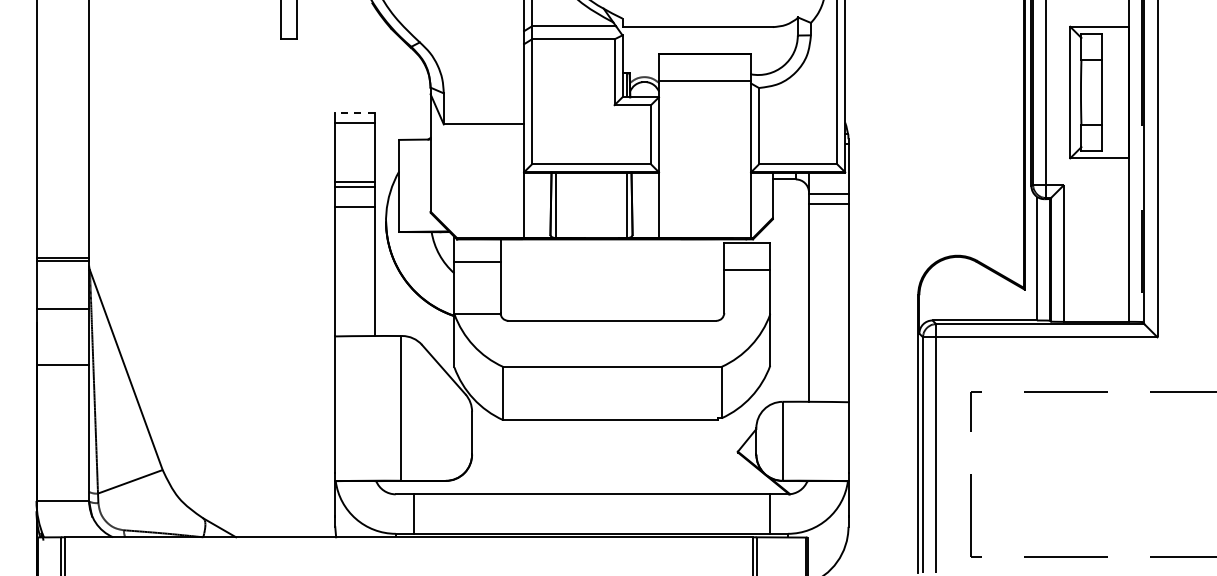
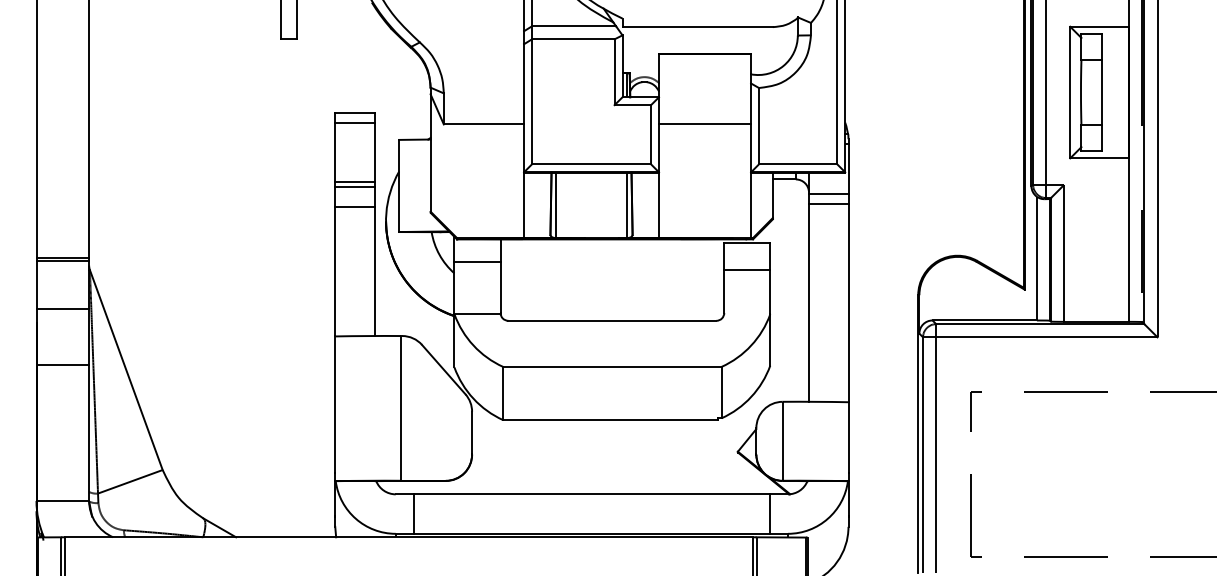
line position: (704, 81) -> (704, 124) (704, 124)
line: dashed -> solid (354, 113)
